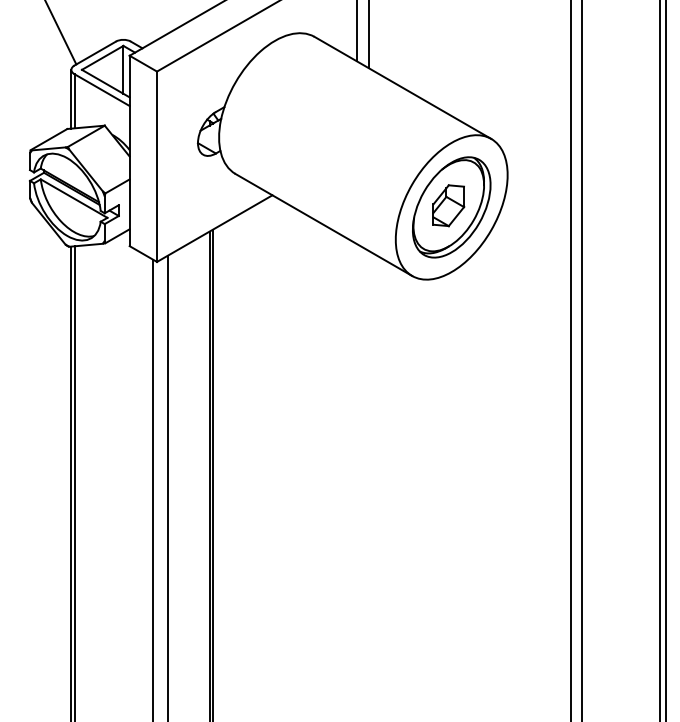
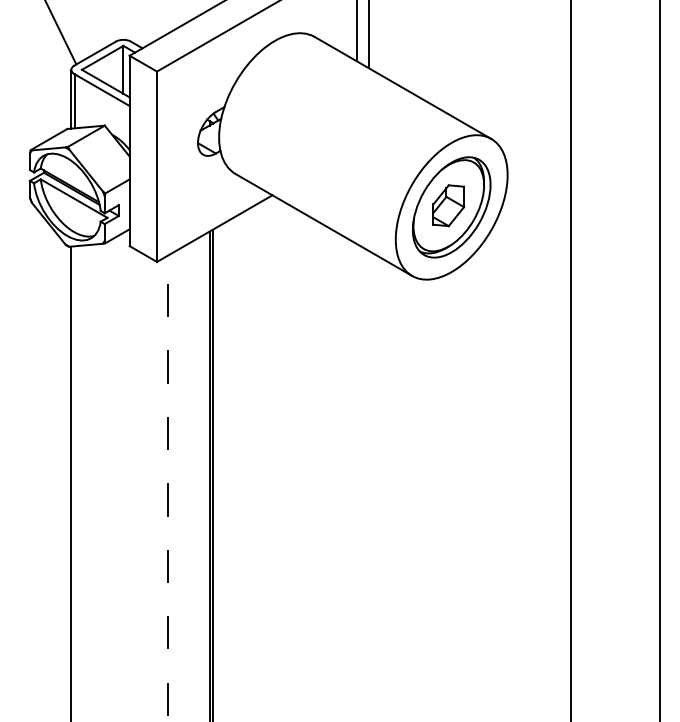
line: present -> none (582, 360)
line: present -> none (666, 360)
line: present -> none (74, 482)
line: present -> none (153, 488)
line: solid -> dashed (168, 488)
